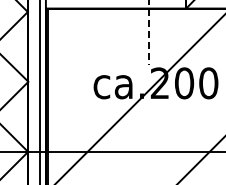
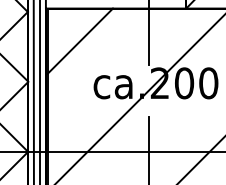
line: dashed -> solid (149, 33)
line: none -> present (79, 40)
line: none -> present (33, 91)
line: none -> present (149, 148)
